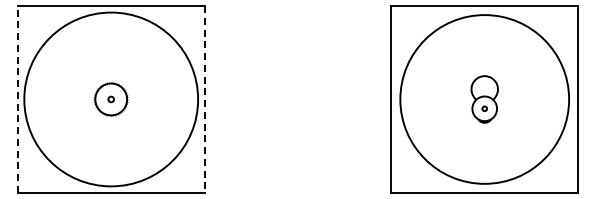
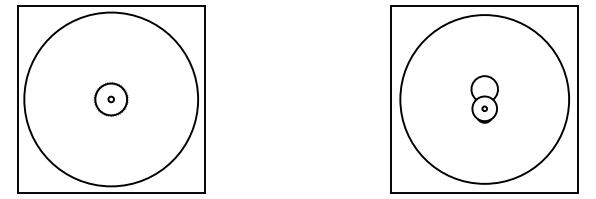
line: dashed -> solid (17, 99)
line: dashed -> solid (204, 100)
